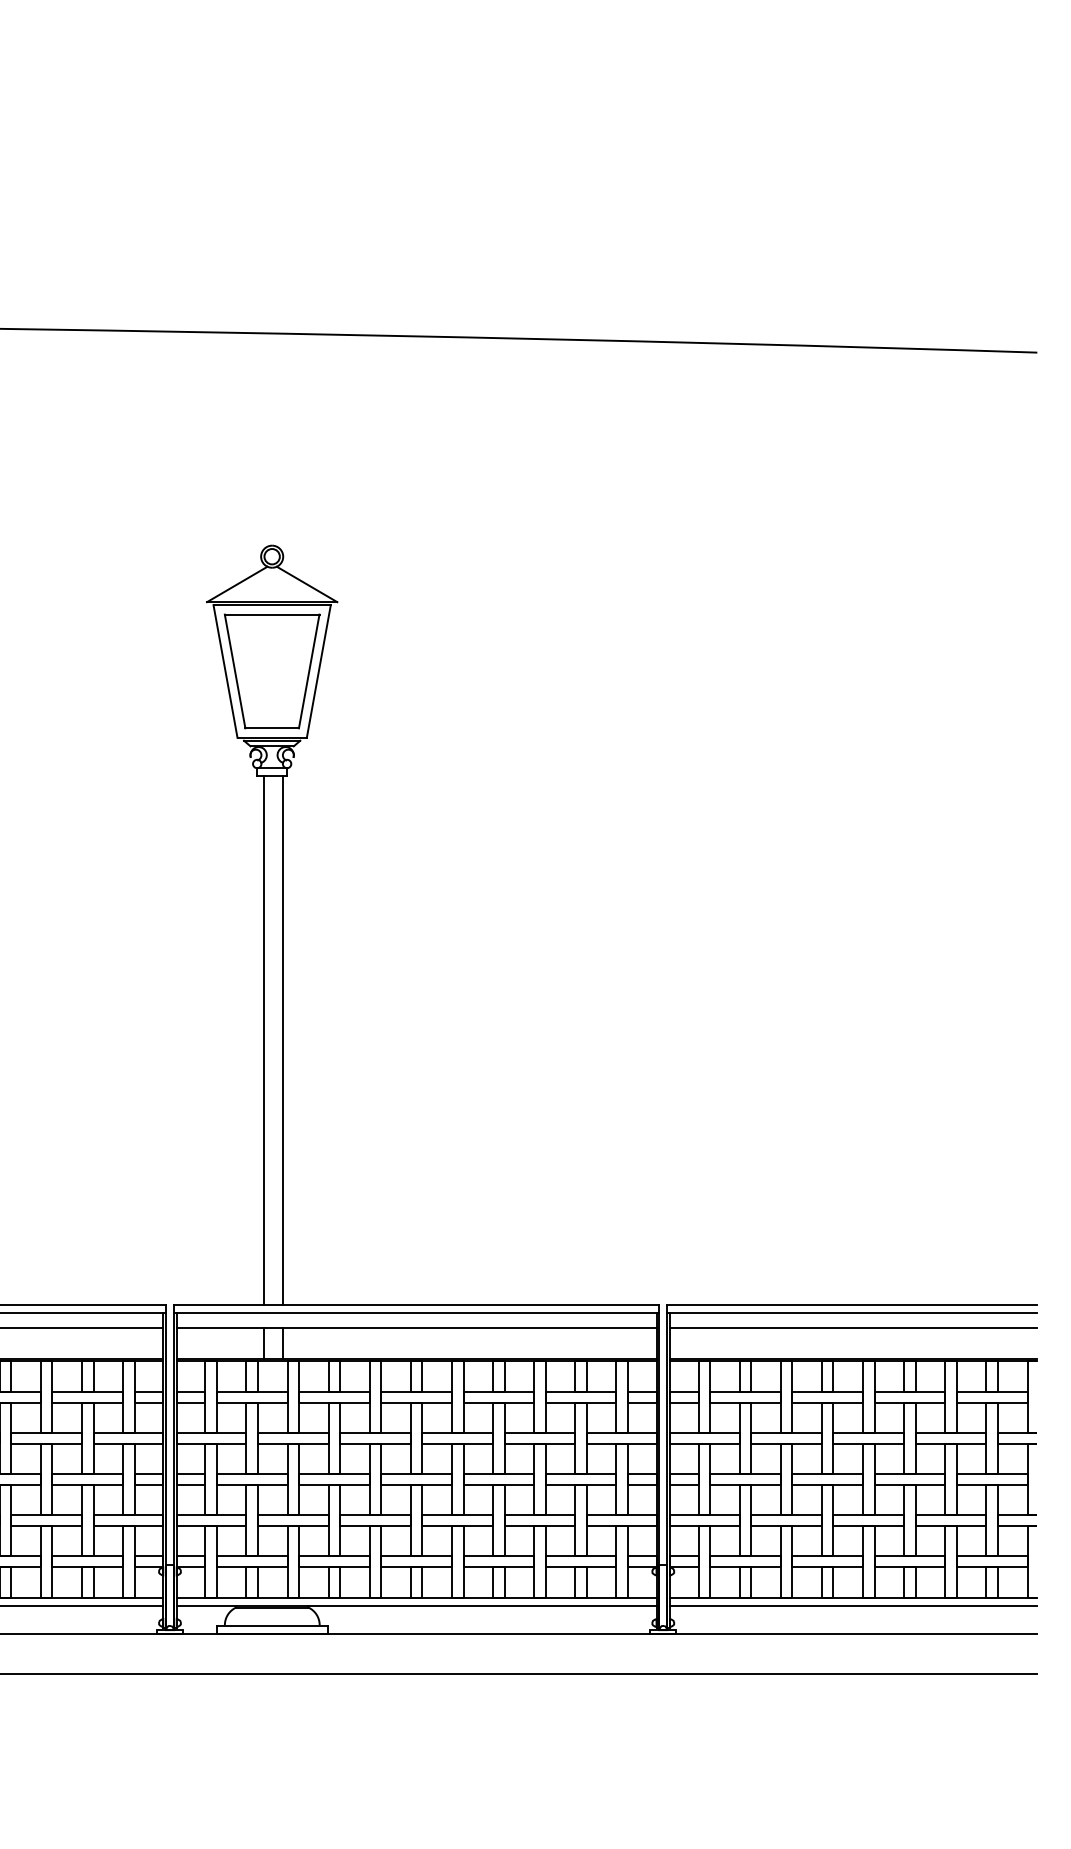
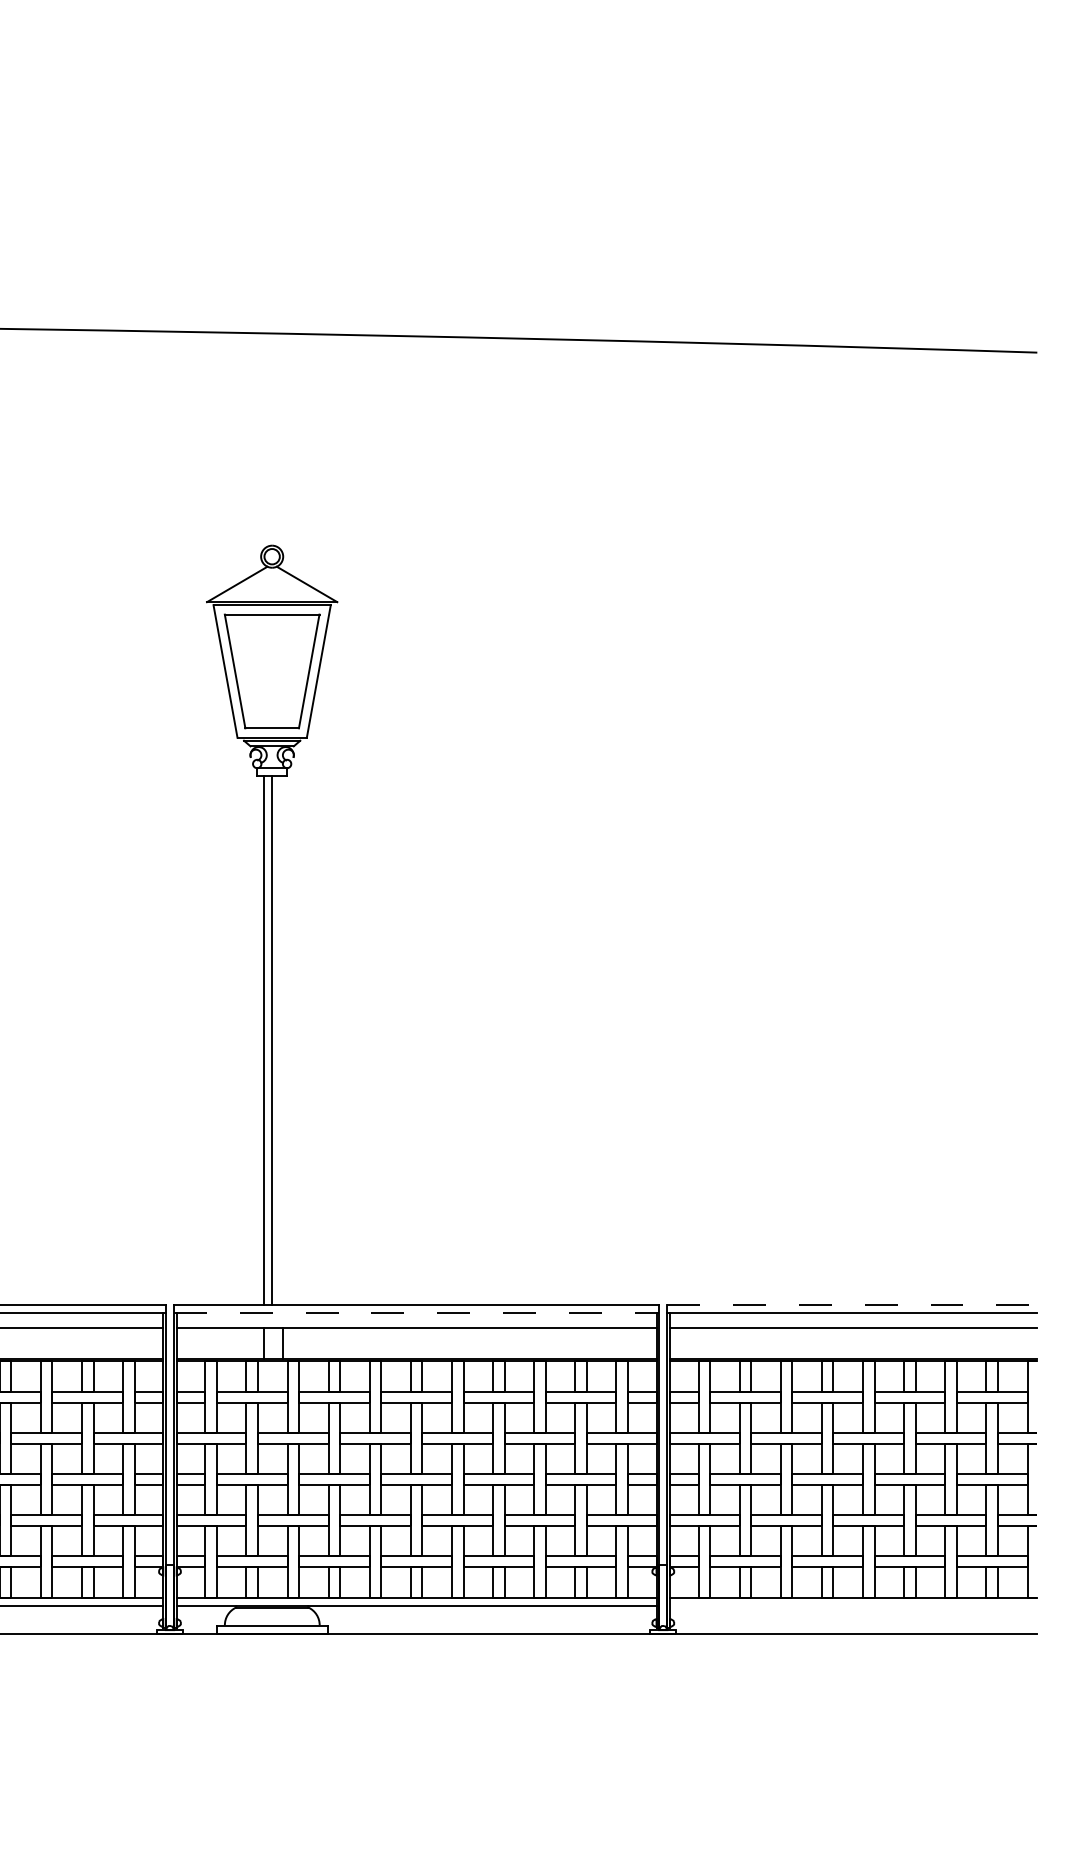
line position: (283, 1040) -> (272, 1040) (272, 1040)
line: solid -> dashed (852, 1305)
line: solid -> dashed (416, 1313)
line: present -> none (853, 1606)
line: present -> none (519, 1673)
